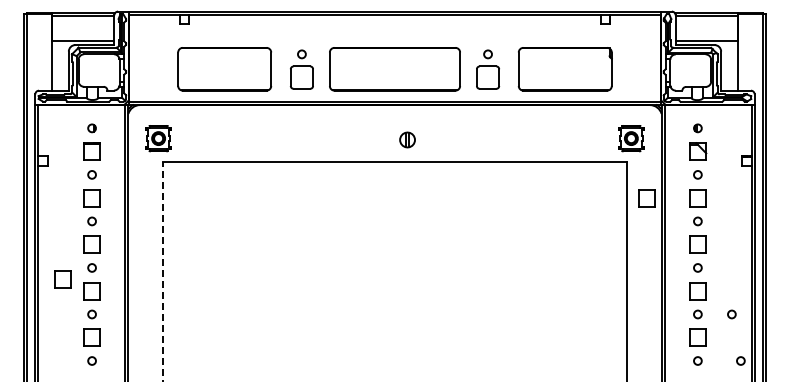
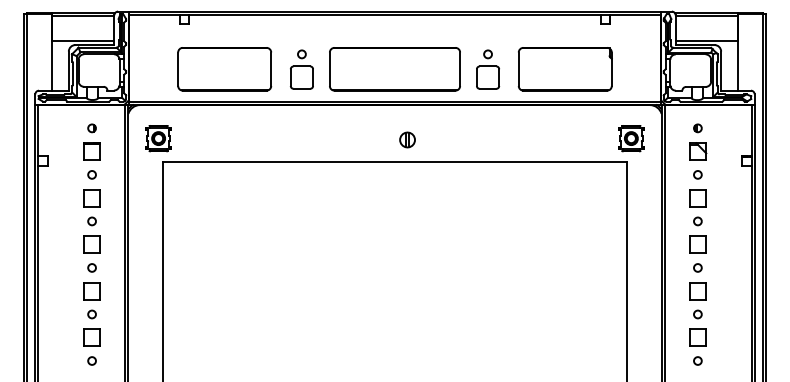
part: present -> none (646, 198)
line: dashed -> solid (163, 271)
part: present -> none (62, 279)
circle: present -> none (731, 314)
circle: present -> none (740, 360)
